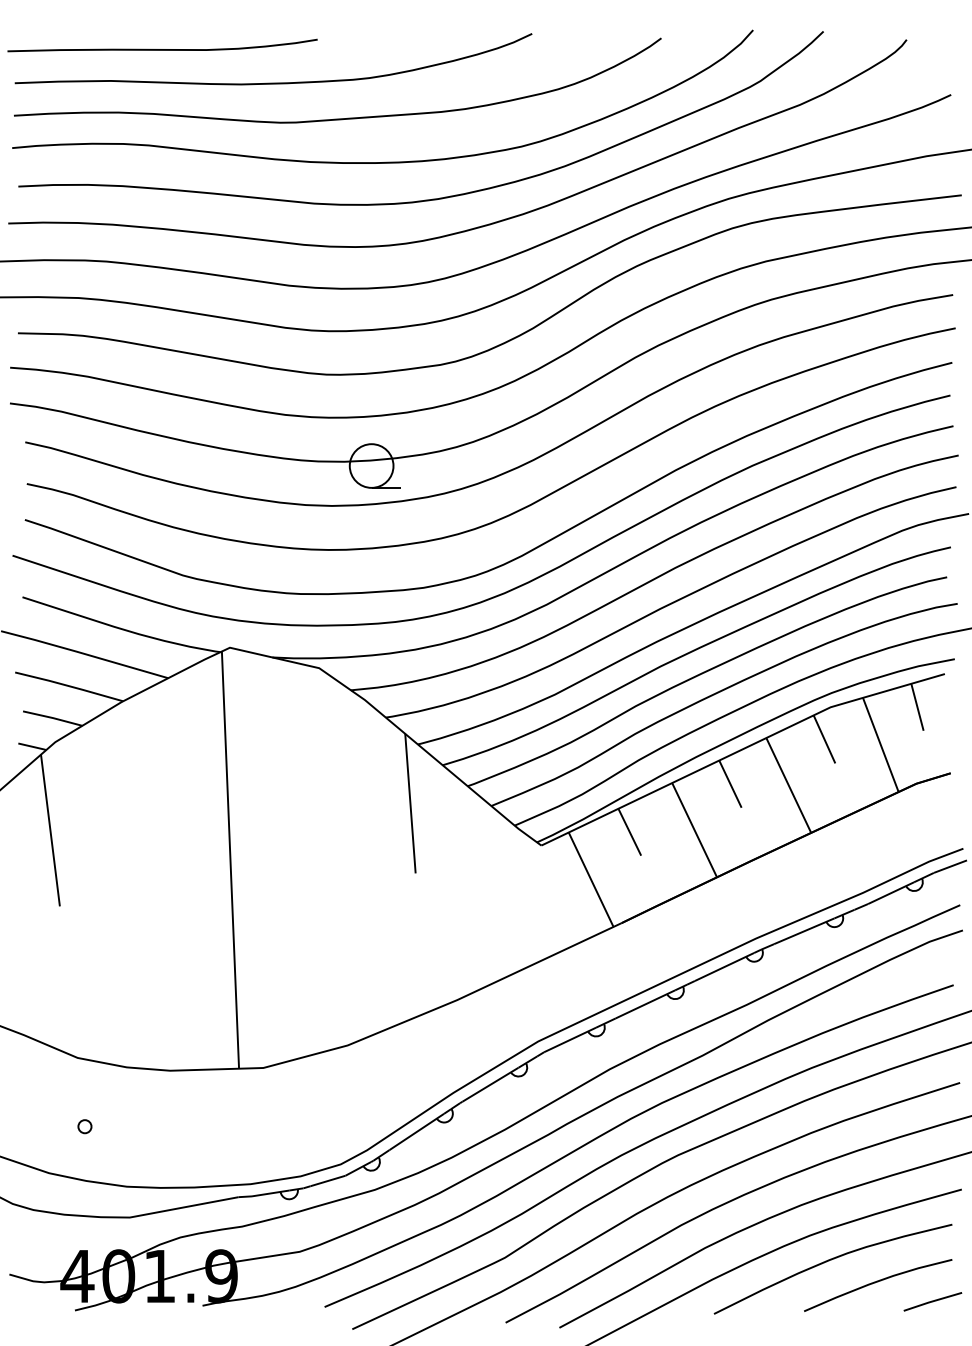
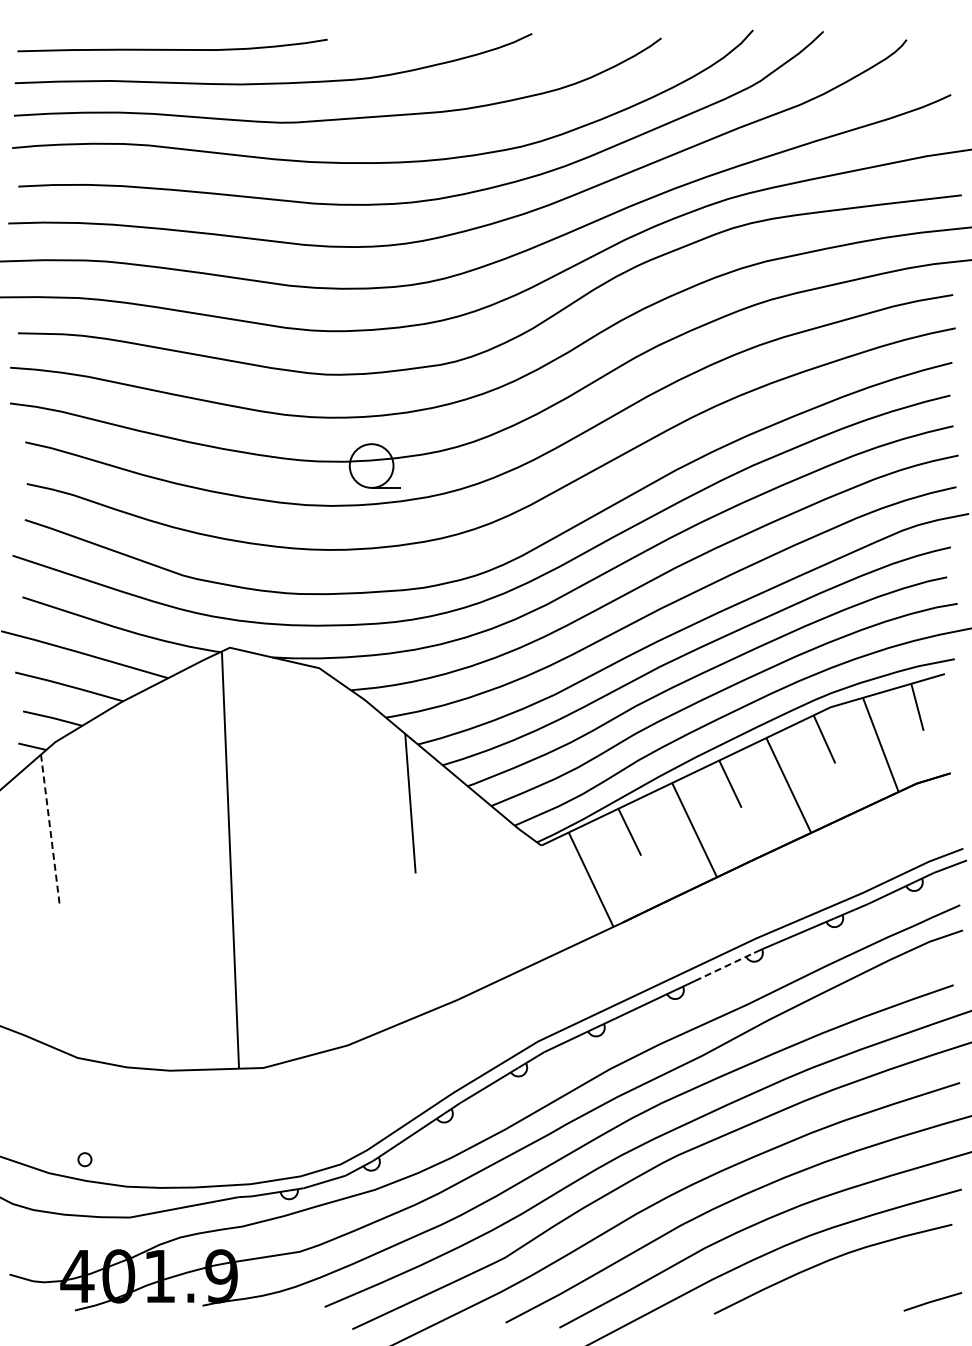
curve position: (162, 49) -> (172, 49) (172, 49)
line: solid -> dashed (50, 831)
line: solid -> dashed (724, 967)
part position: (84, 1126) -> (84, 1159) (84, 1159)
curve: present -> none (878, 1282)
